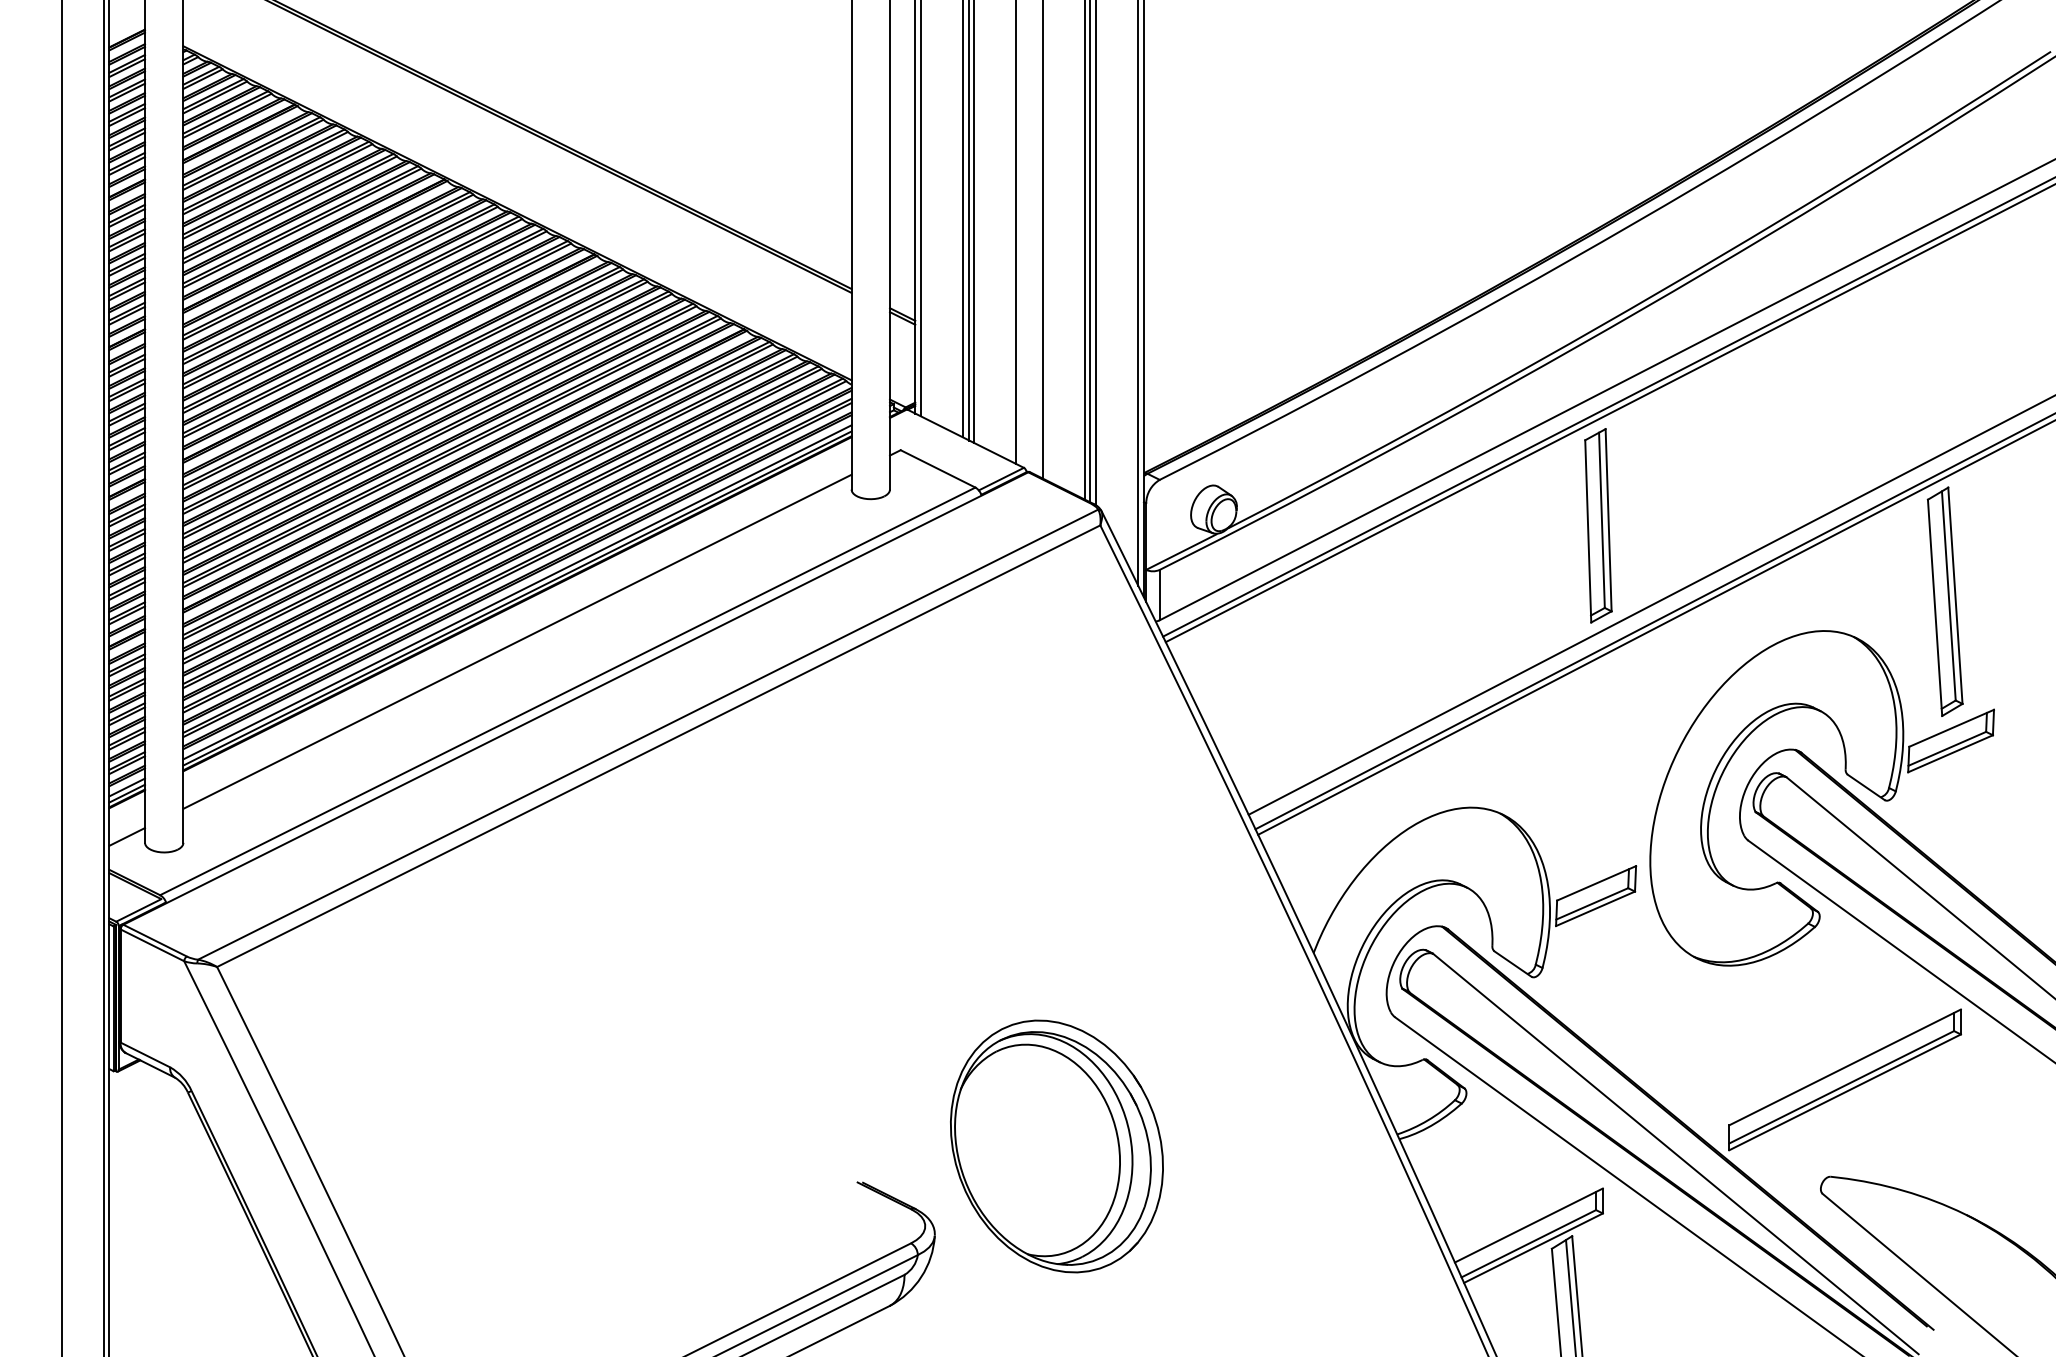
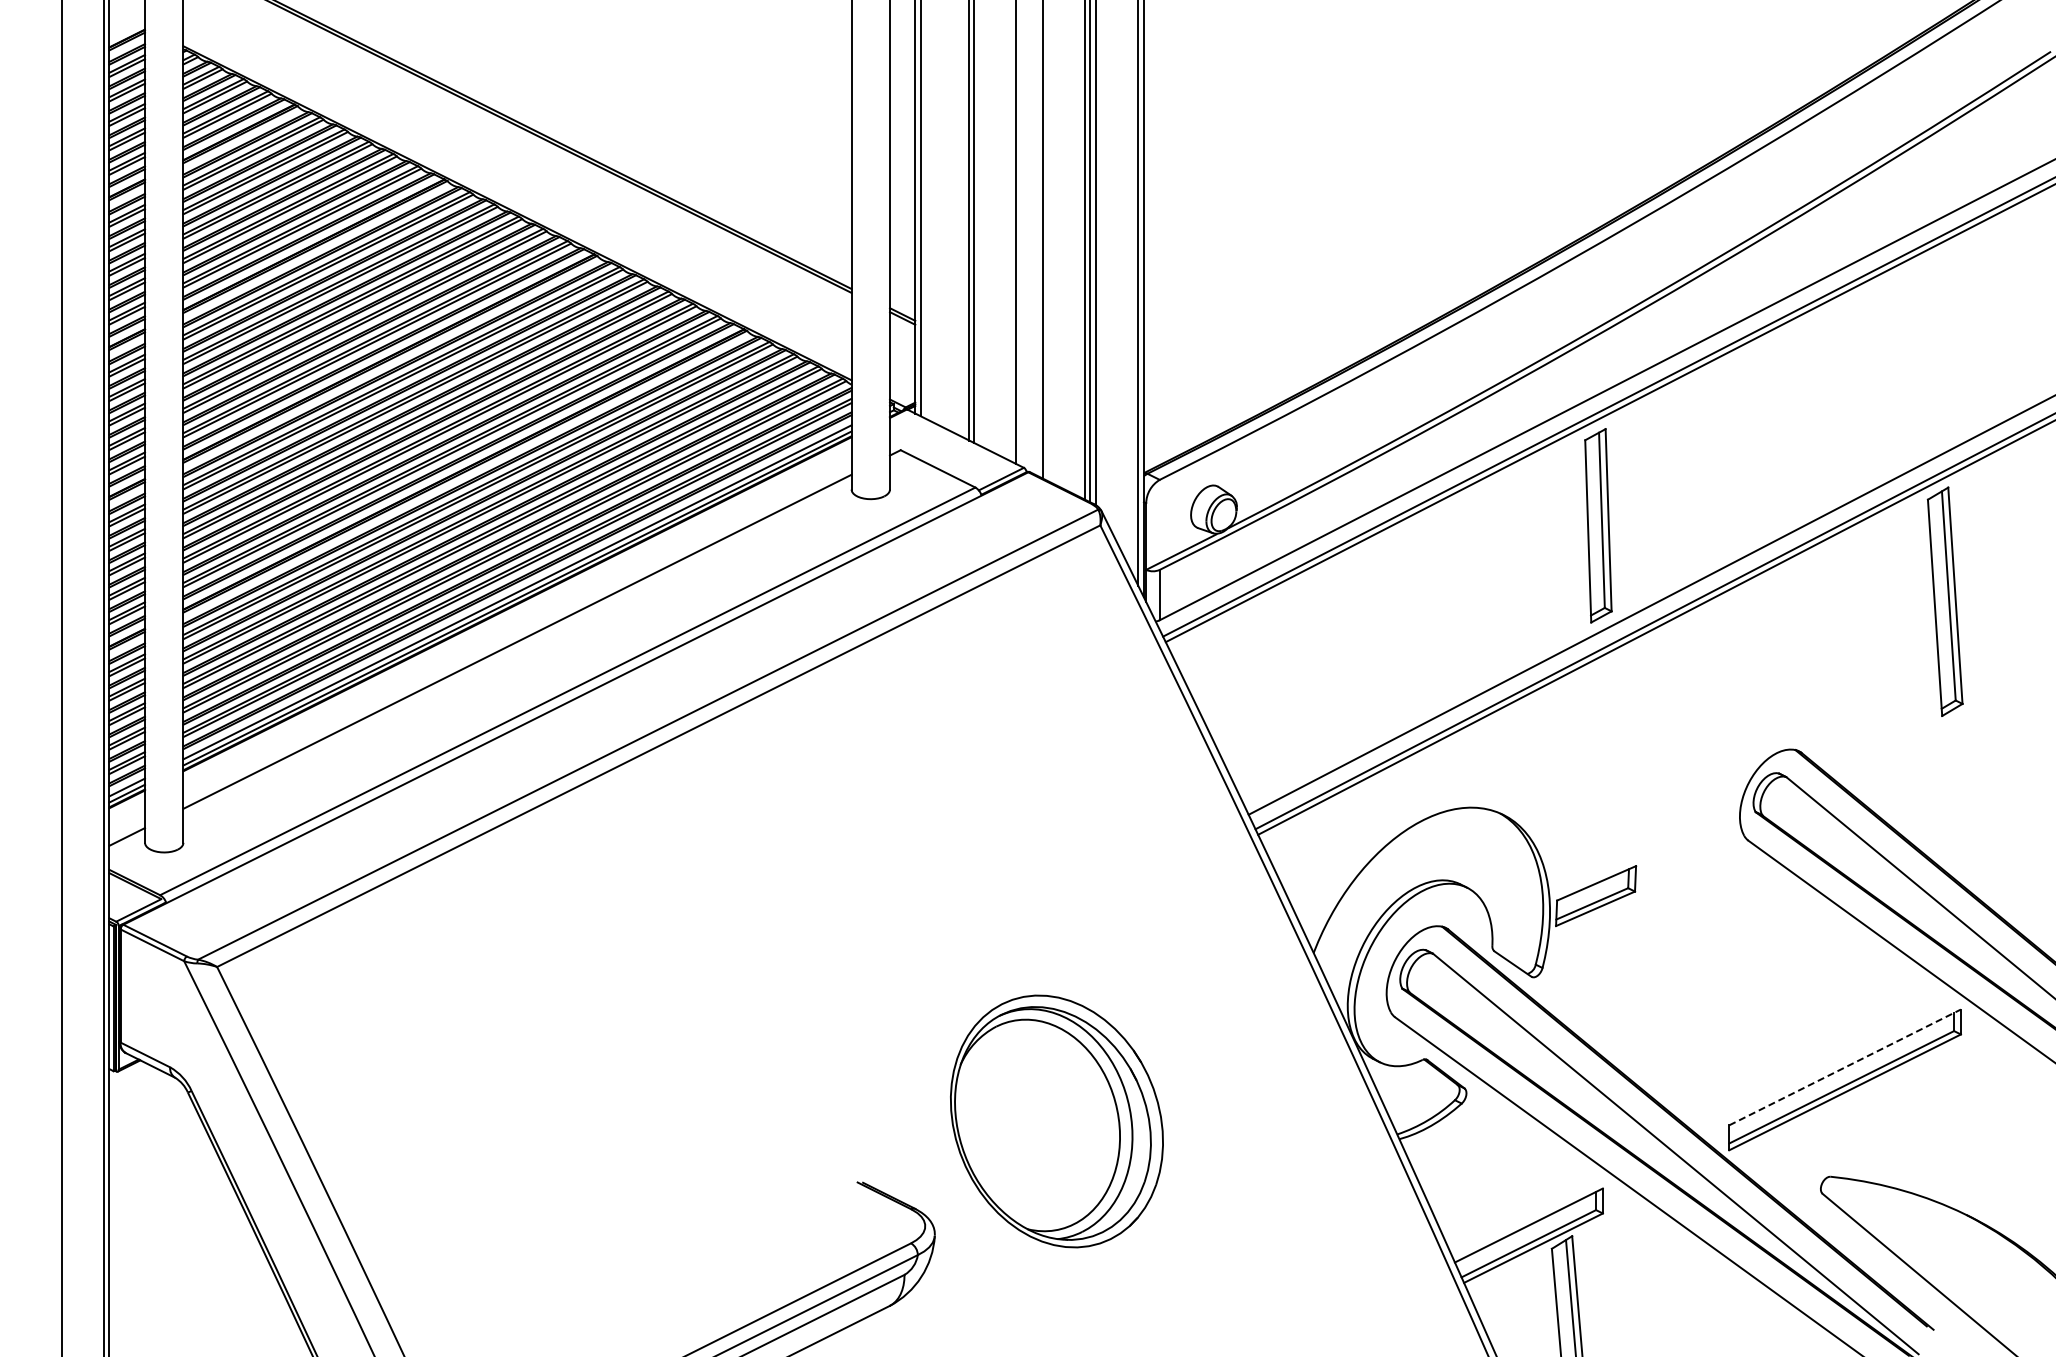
line: present -> none (963, 219)
part: present -> none (1846, 775)
line: solid -> dashed (1845, 1067)
part position: (1056, 1146) -> (1056, 1121) (1056, 1121)
